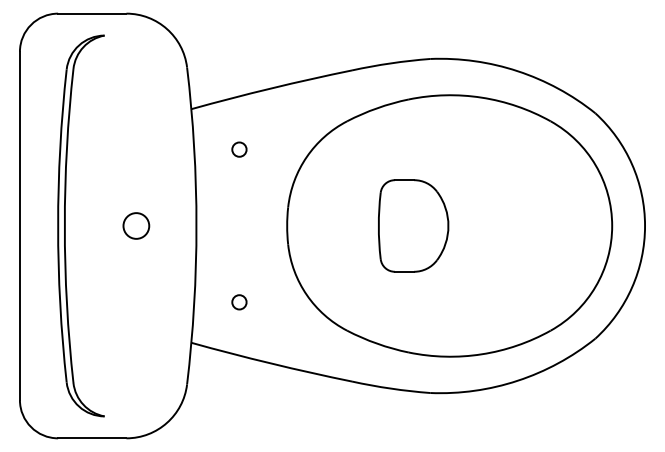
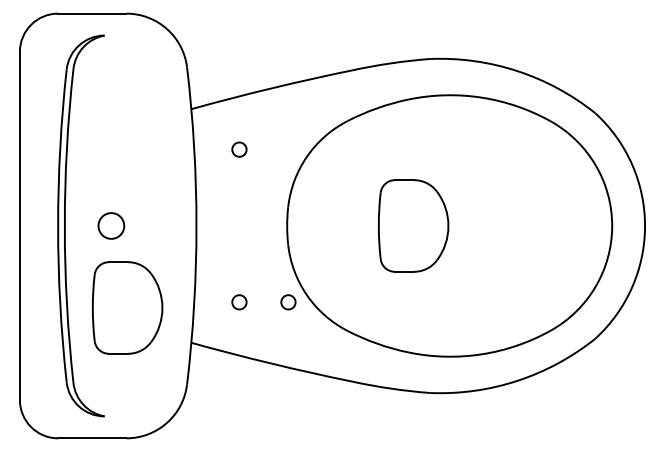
circle position: (136, 225) -> (111, 225) (111, 225)
circle: none -> present (288, 302)
part: none -> present (127, 307)
